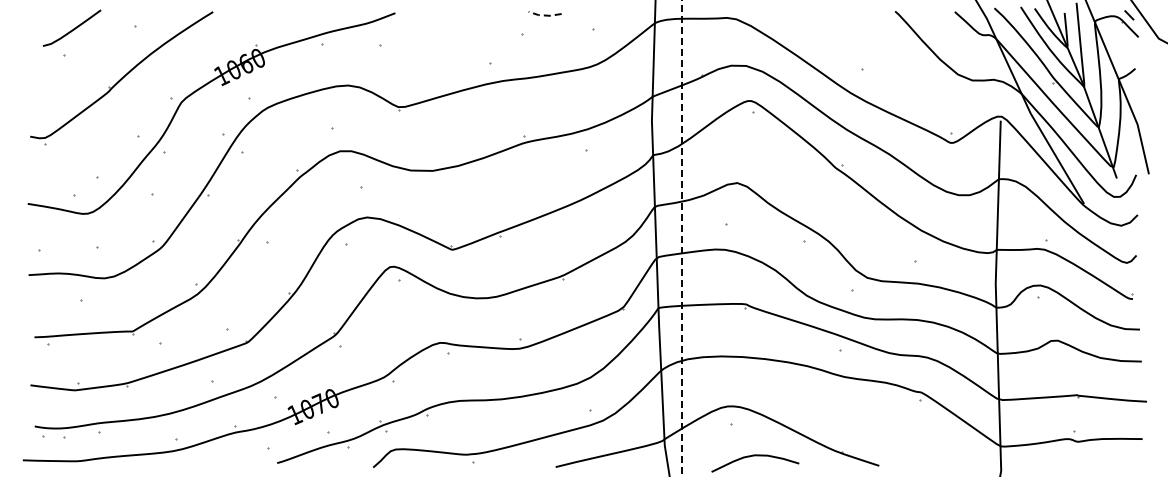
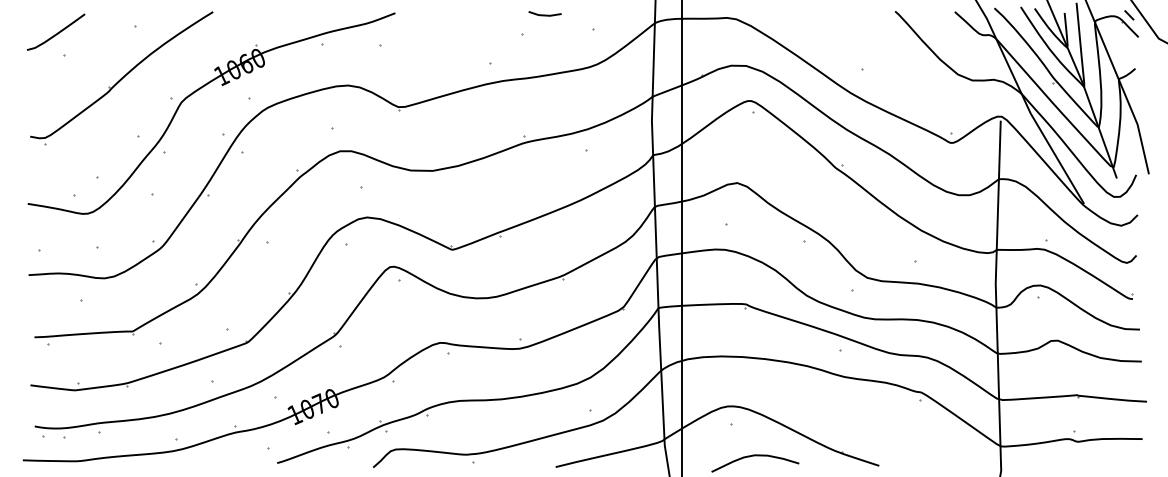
line: dashed -> solid (544, 15)
curve position: (73, 28) -> (57, 32) (57, 32)
line: dashed -> solid (681, 238)
